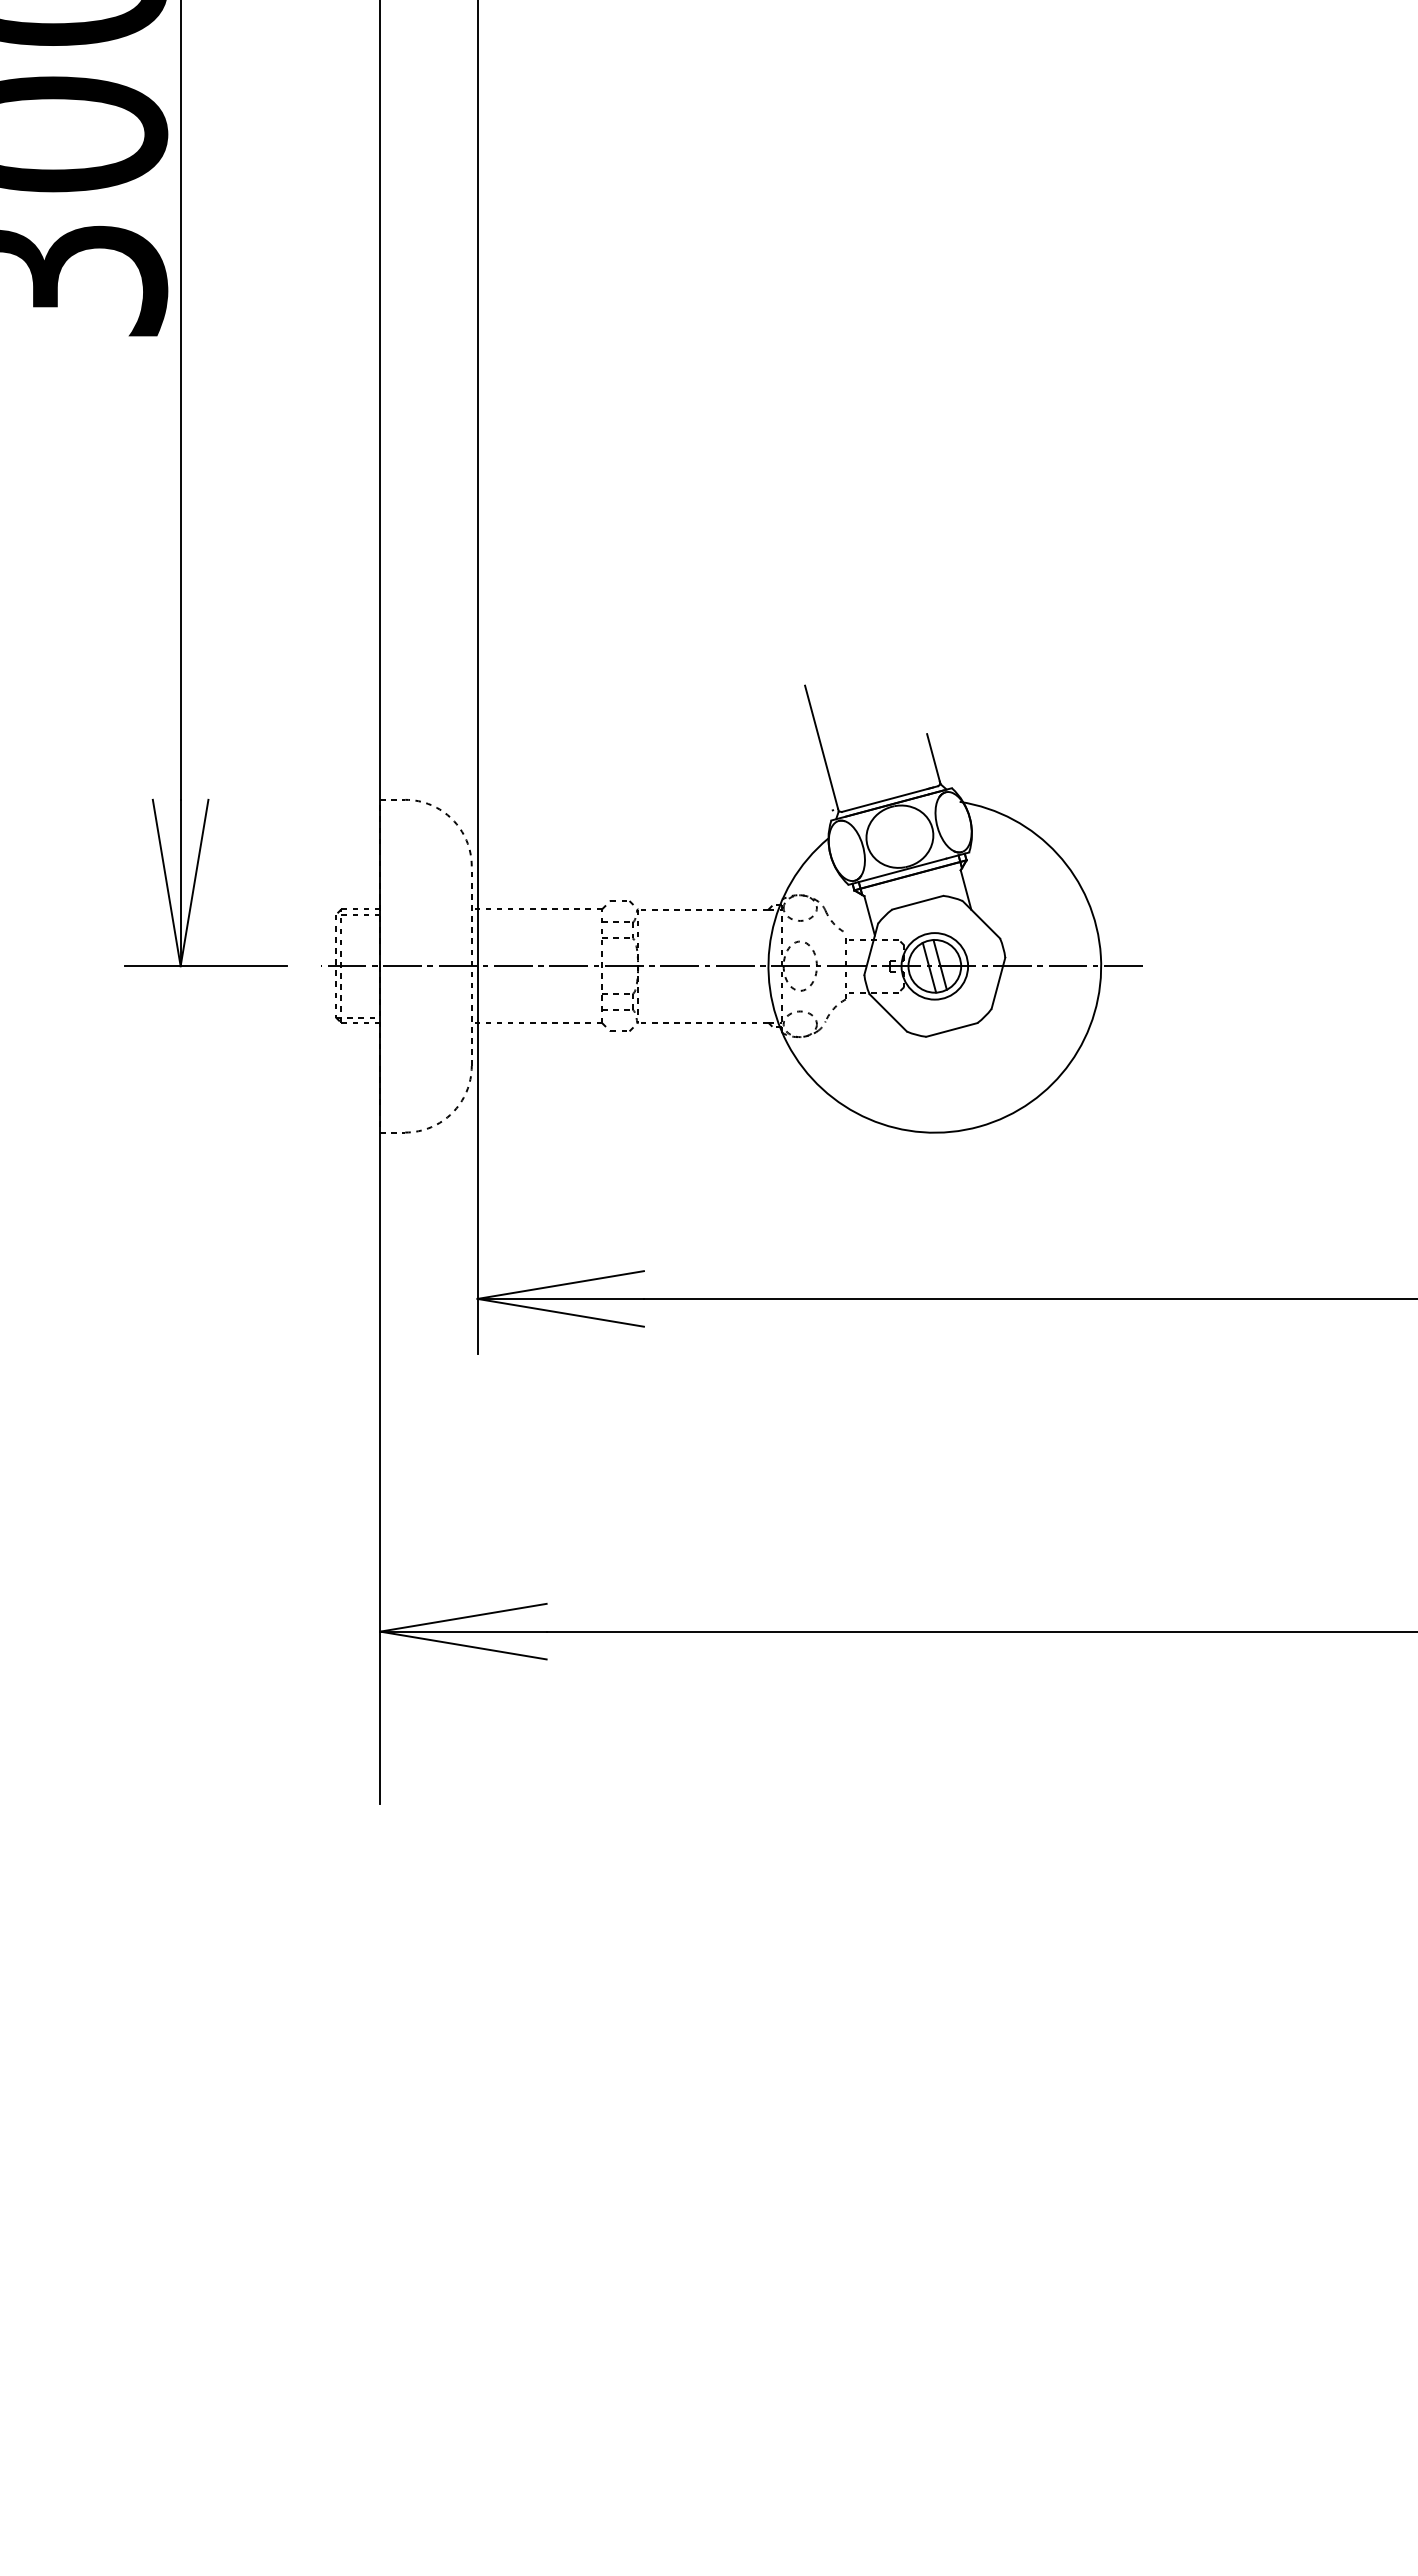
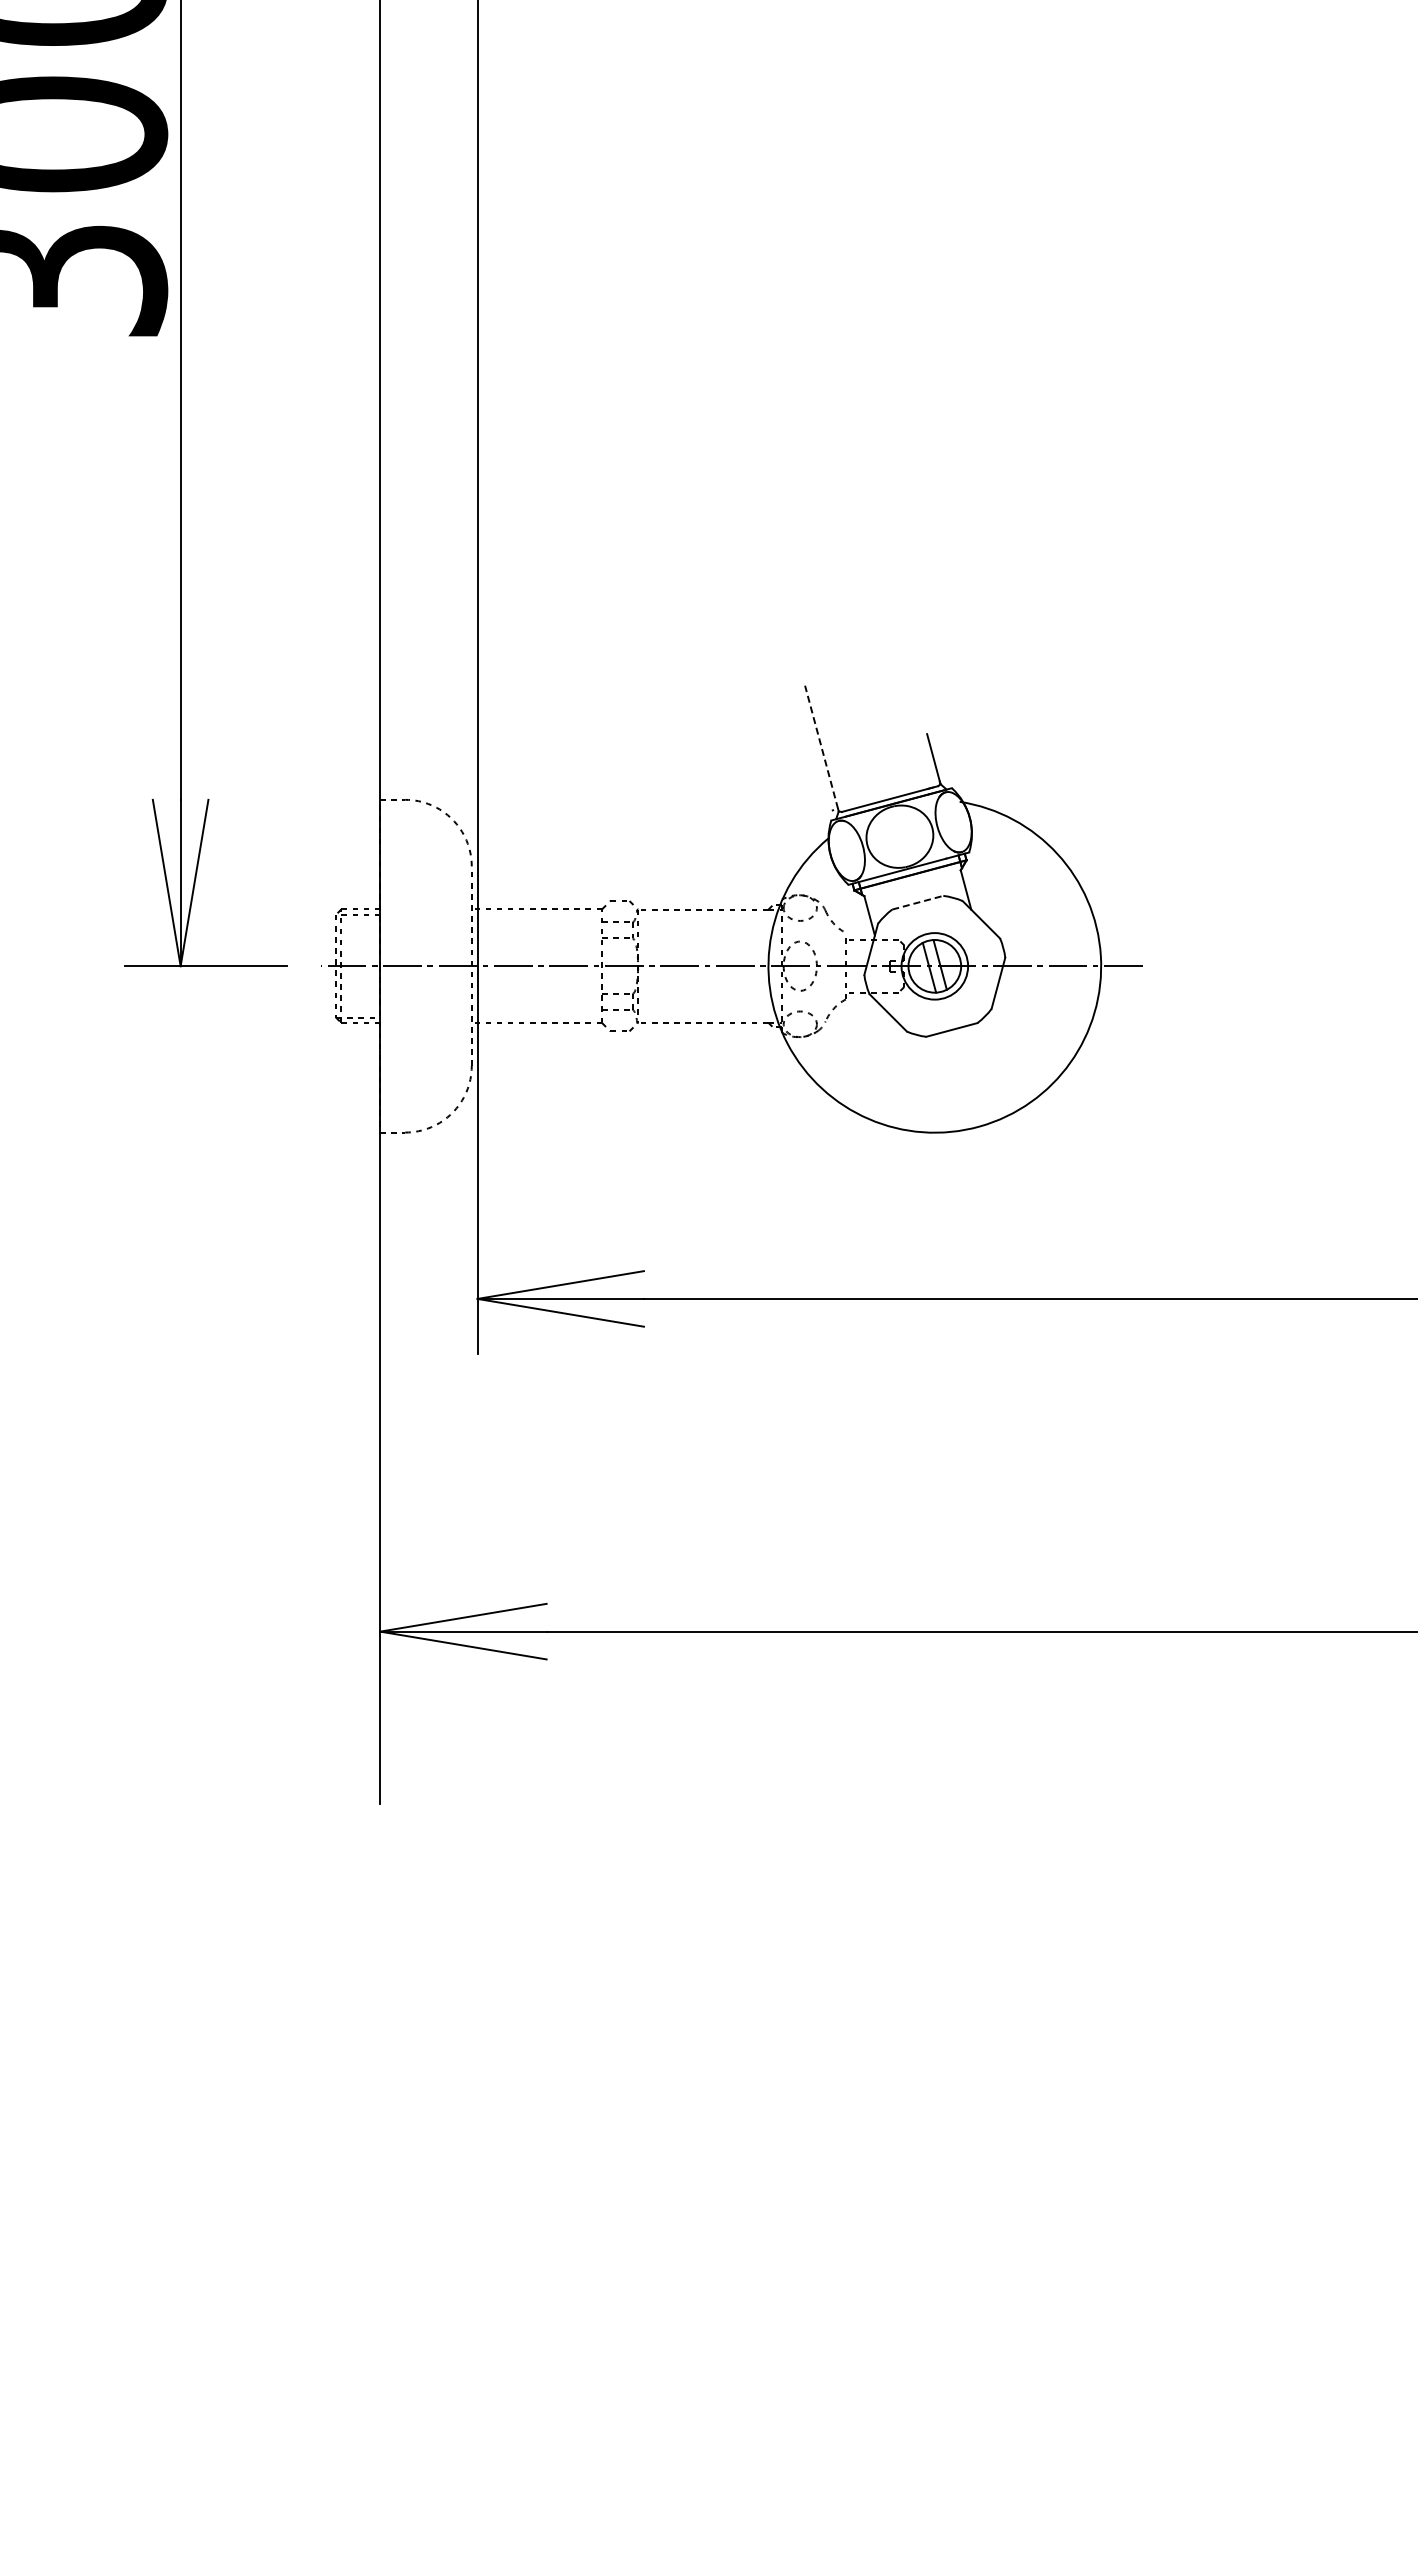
line: solid -> dashed (821, 747)
line: solid -> dashed (918, 902)
